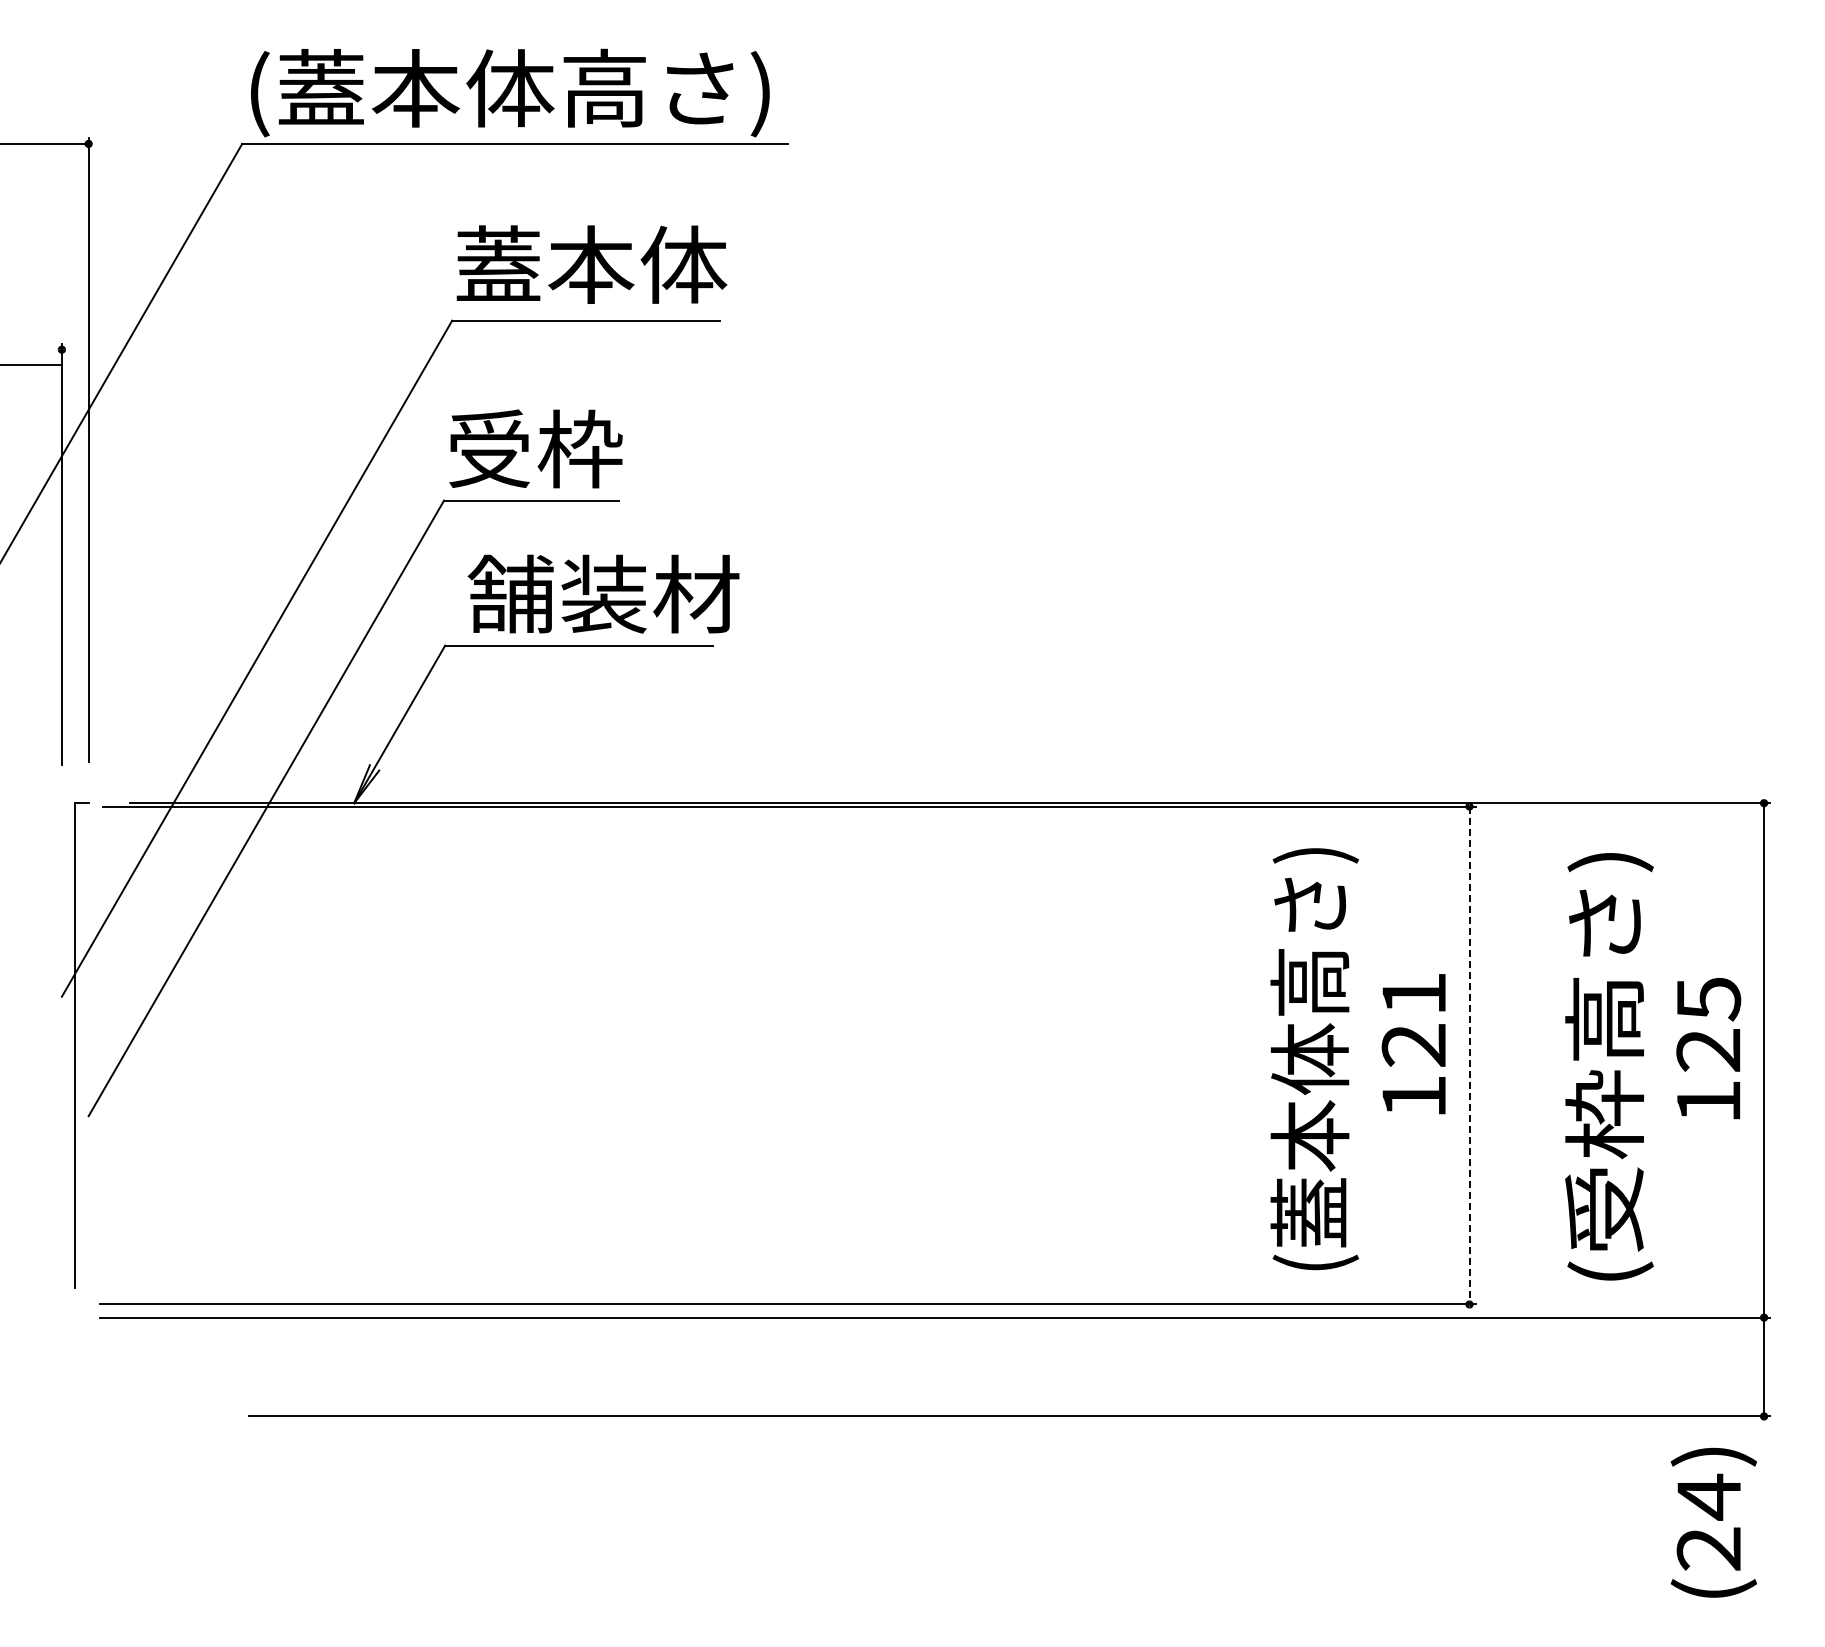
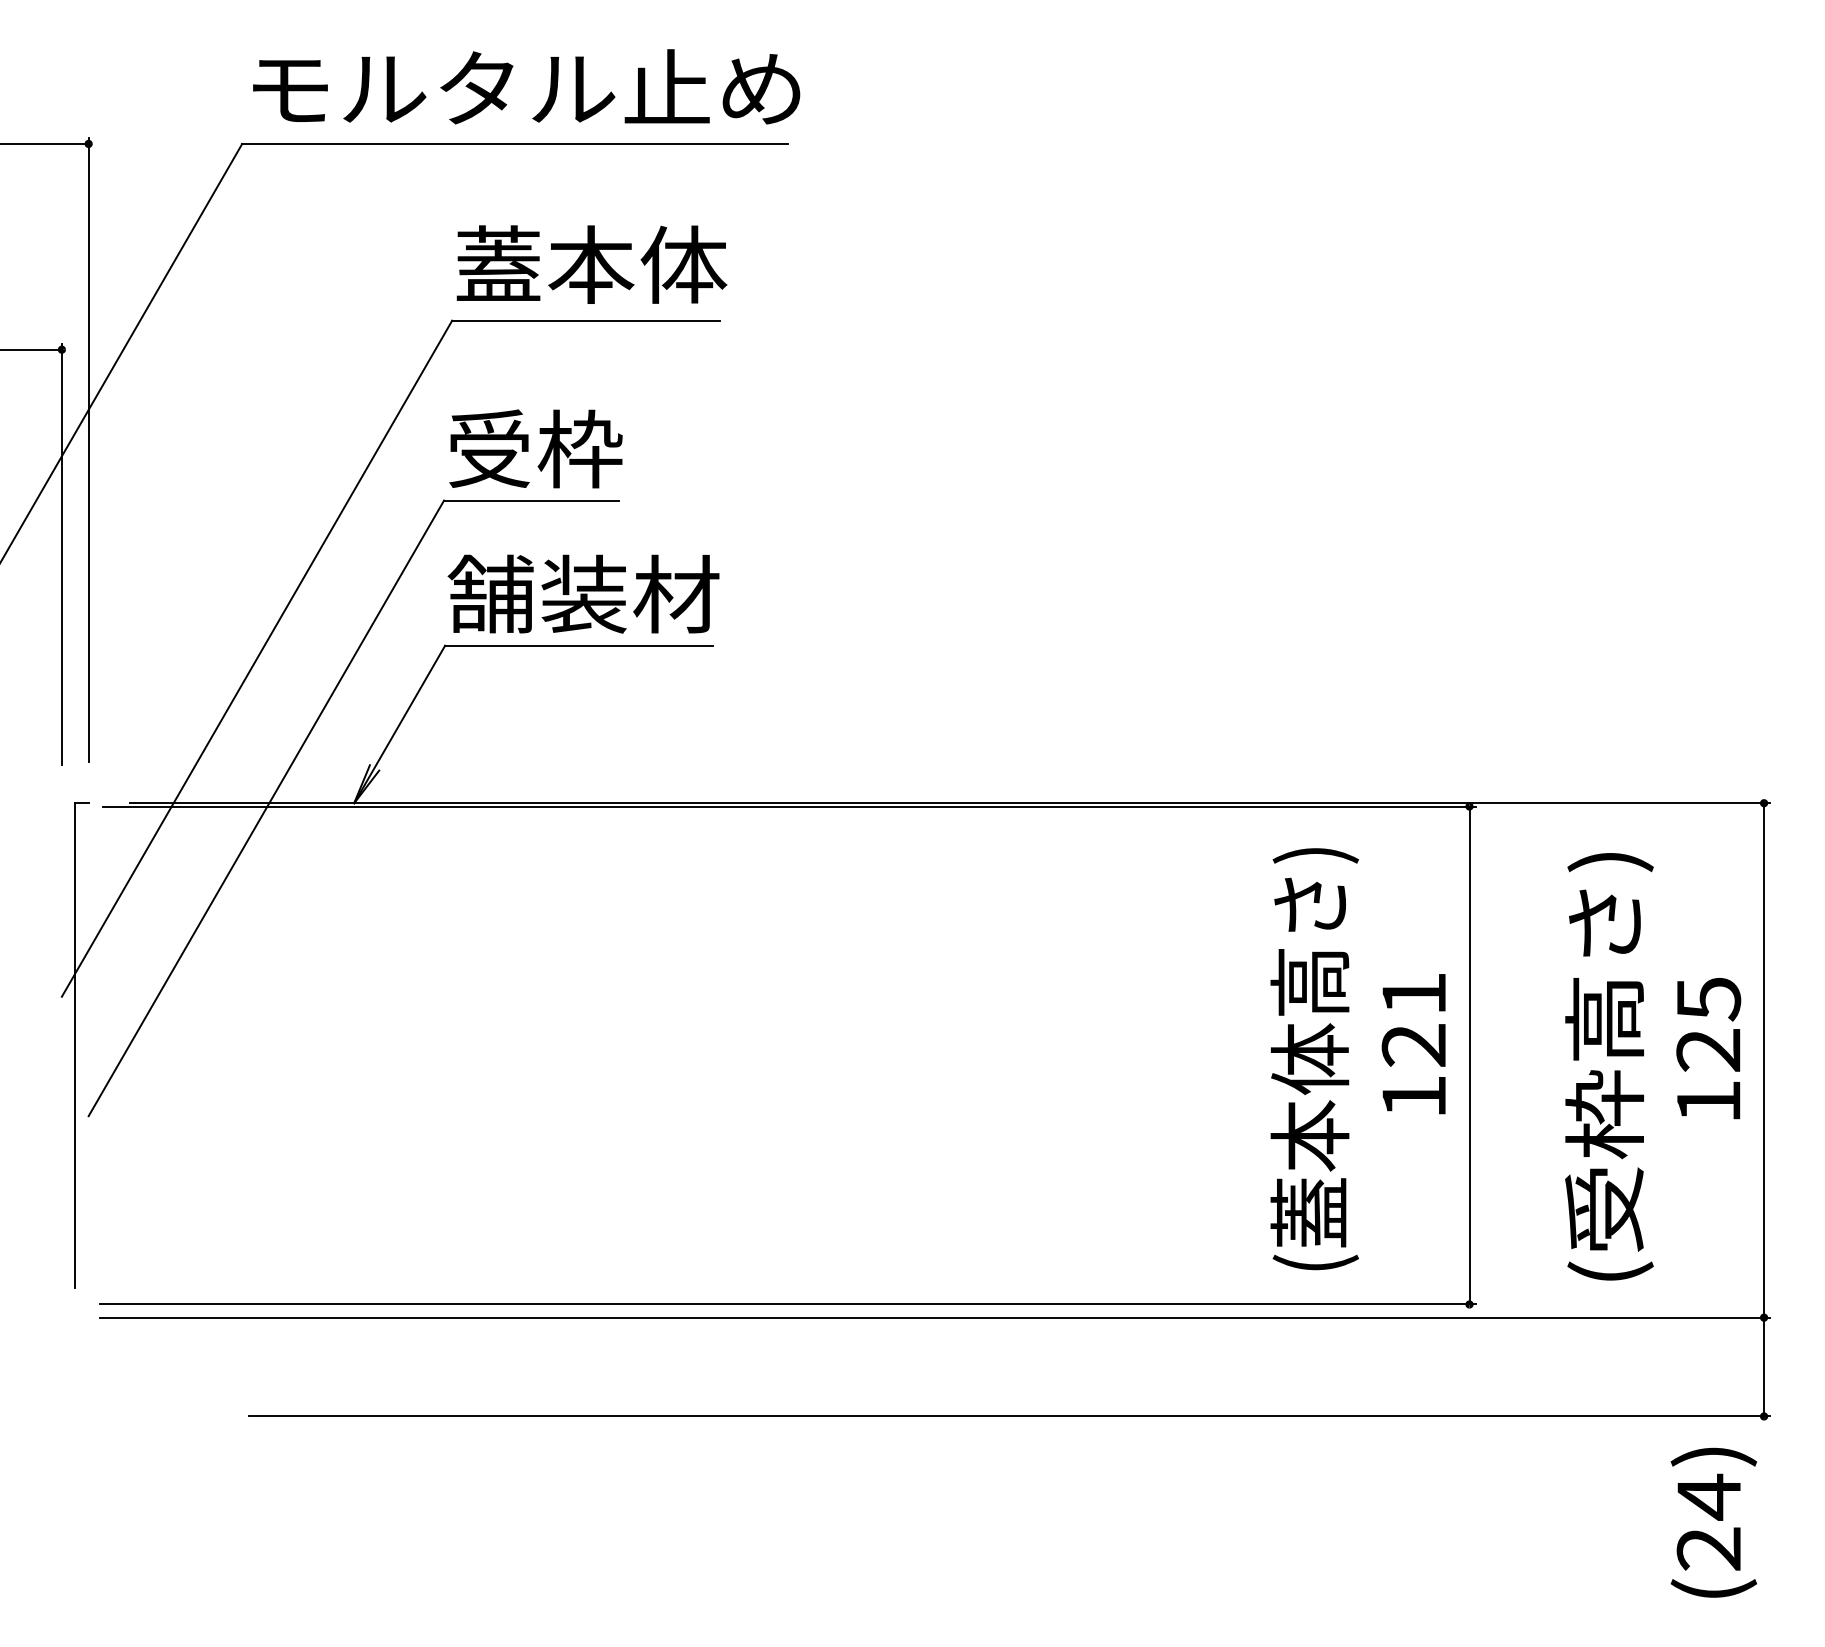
text: (蓋本体高さ) -> モルタル止め (525, 92)
line position: (31, 364) -> (31, 349) (31, 349)
text position: (603, 593) -> (583, 593) (583, 593)
line: dashed -> solid (1469, 1055)
